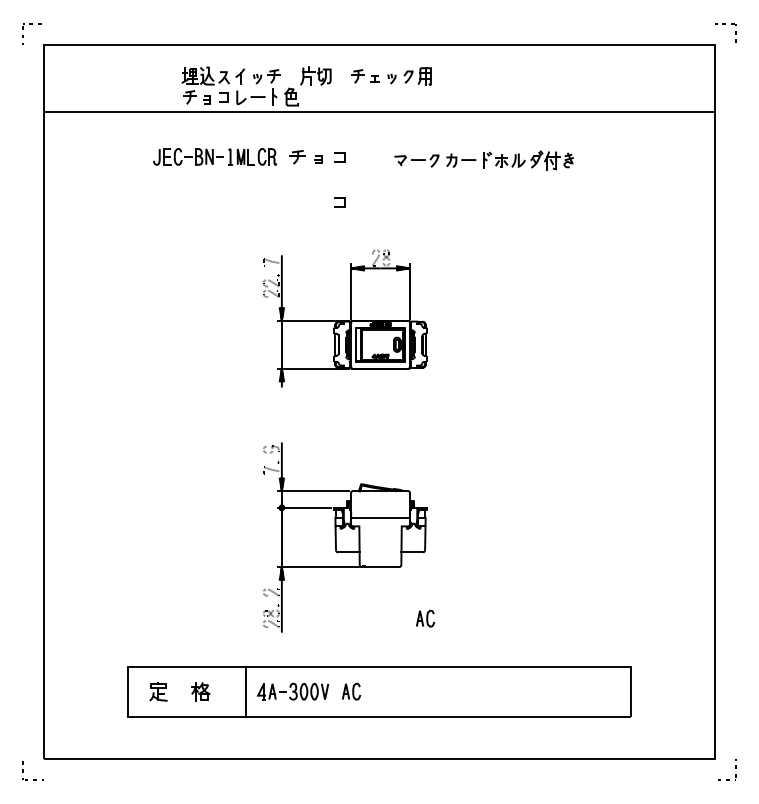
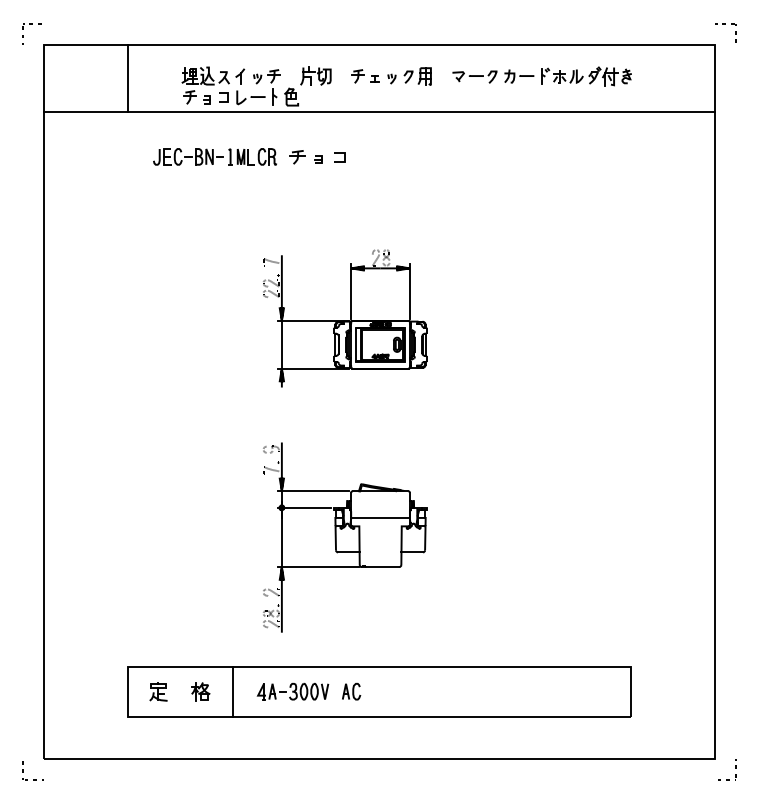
line: none -> present (127, 78)
part position: (483, 160) -> (541, 76) (541, 76)
line: present -> none (339, 198)
part: present -> none (425, 618)
line position: (245, 691) -> (232, 691) (232, 691)
